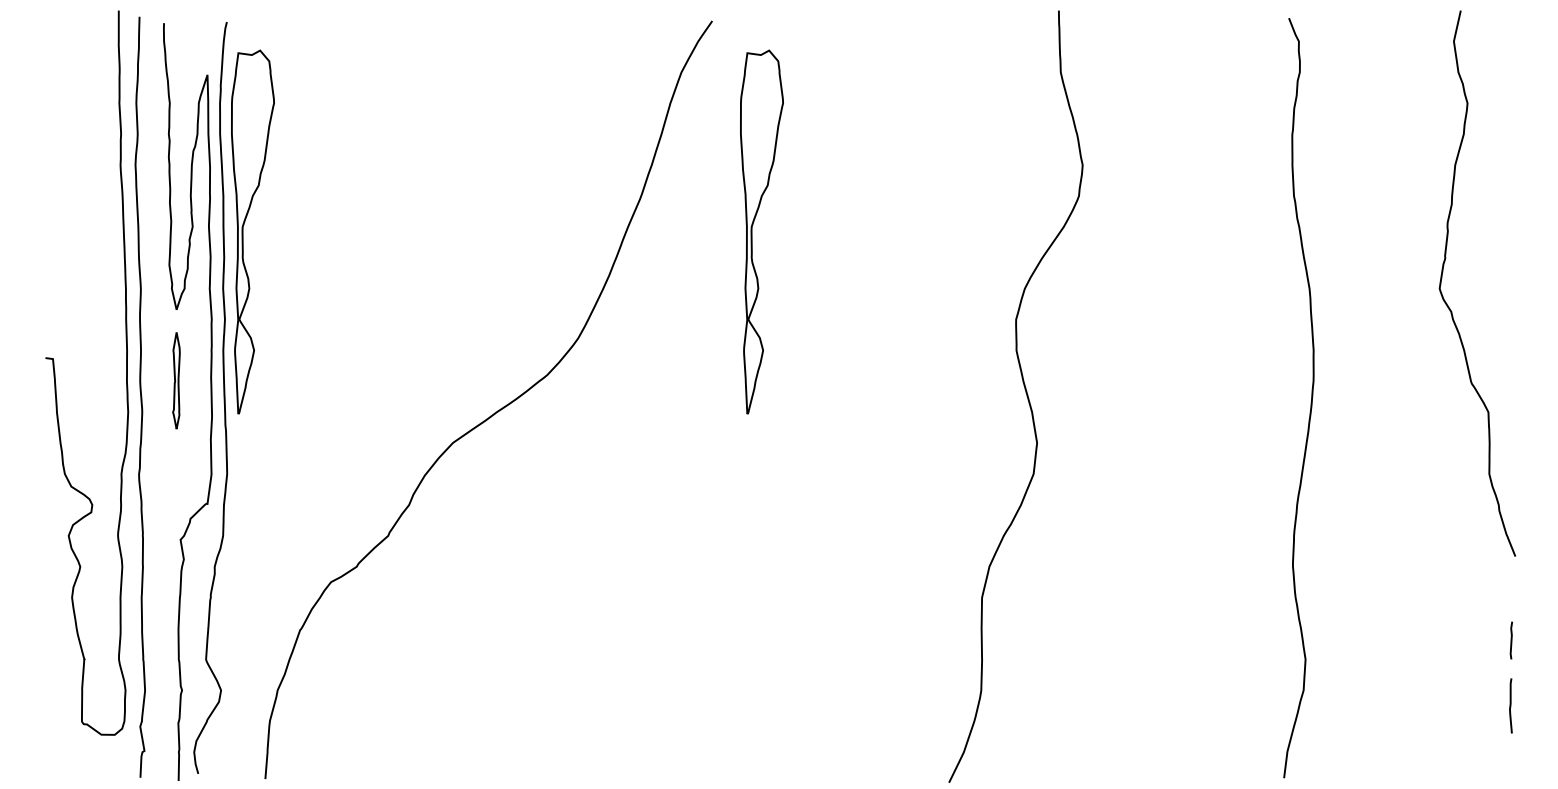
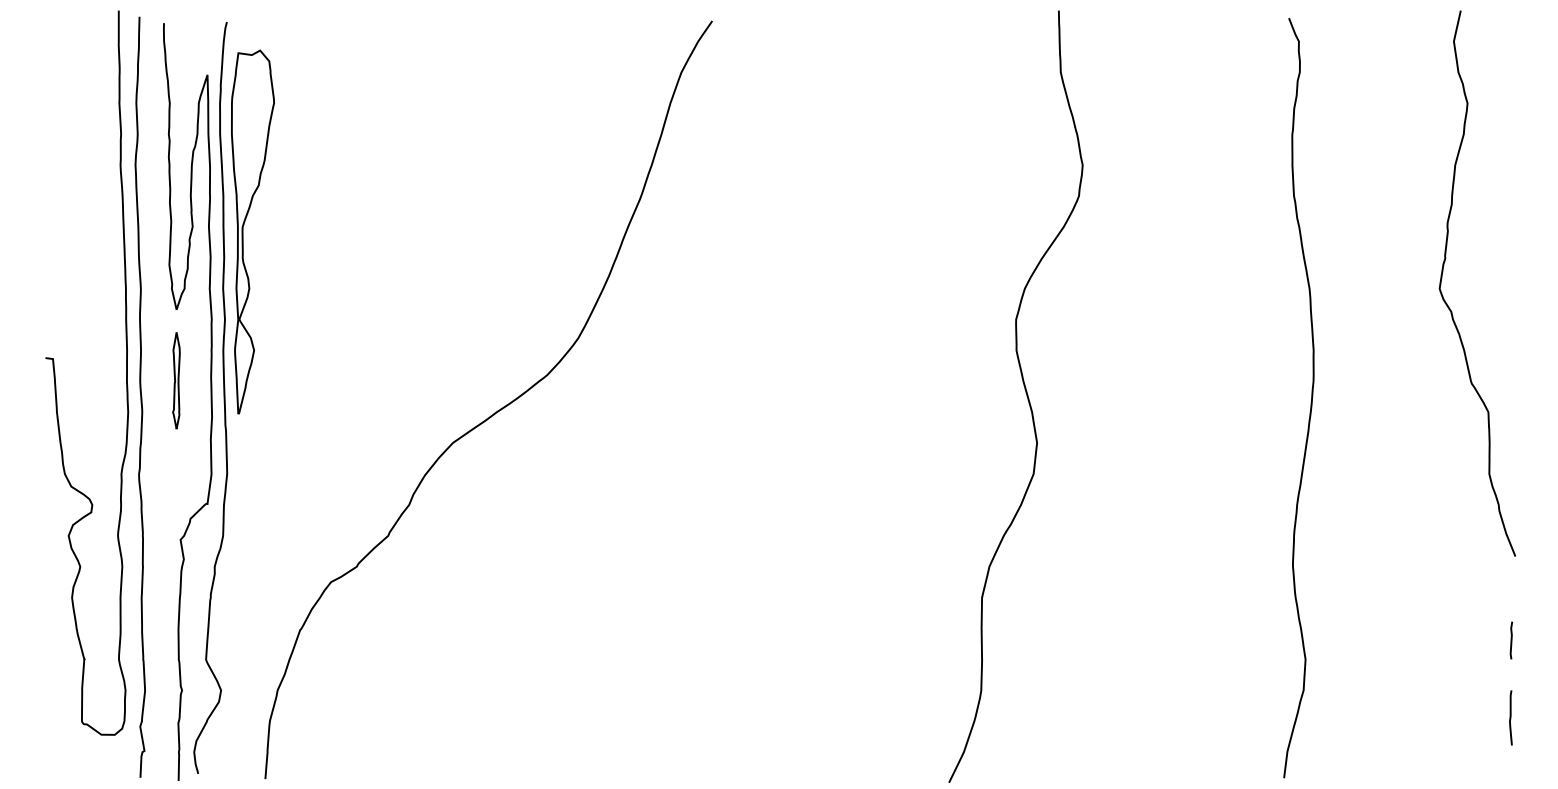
part: present -> none (752, 231)
line position: (1510, 705) -> (1510, 717) (1510, 717)
